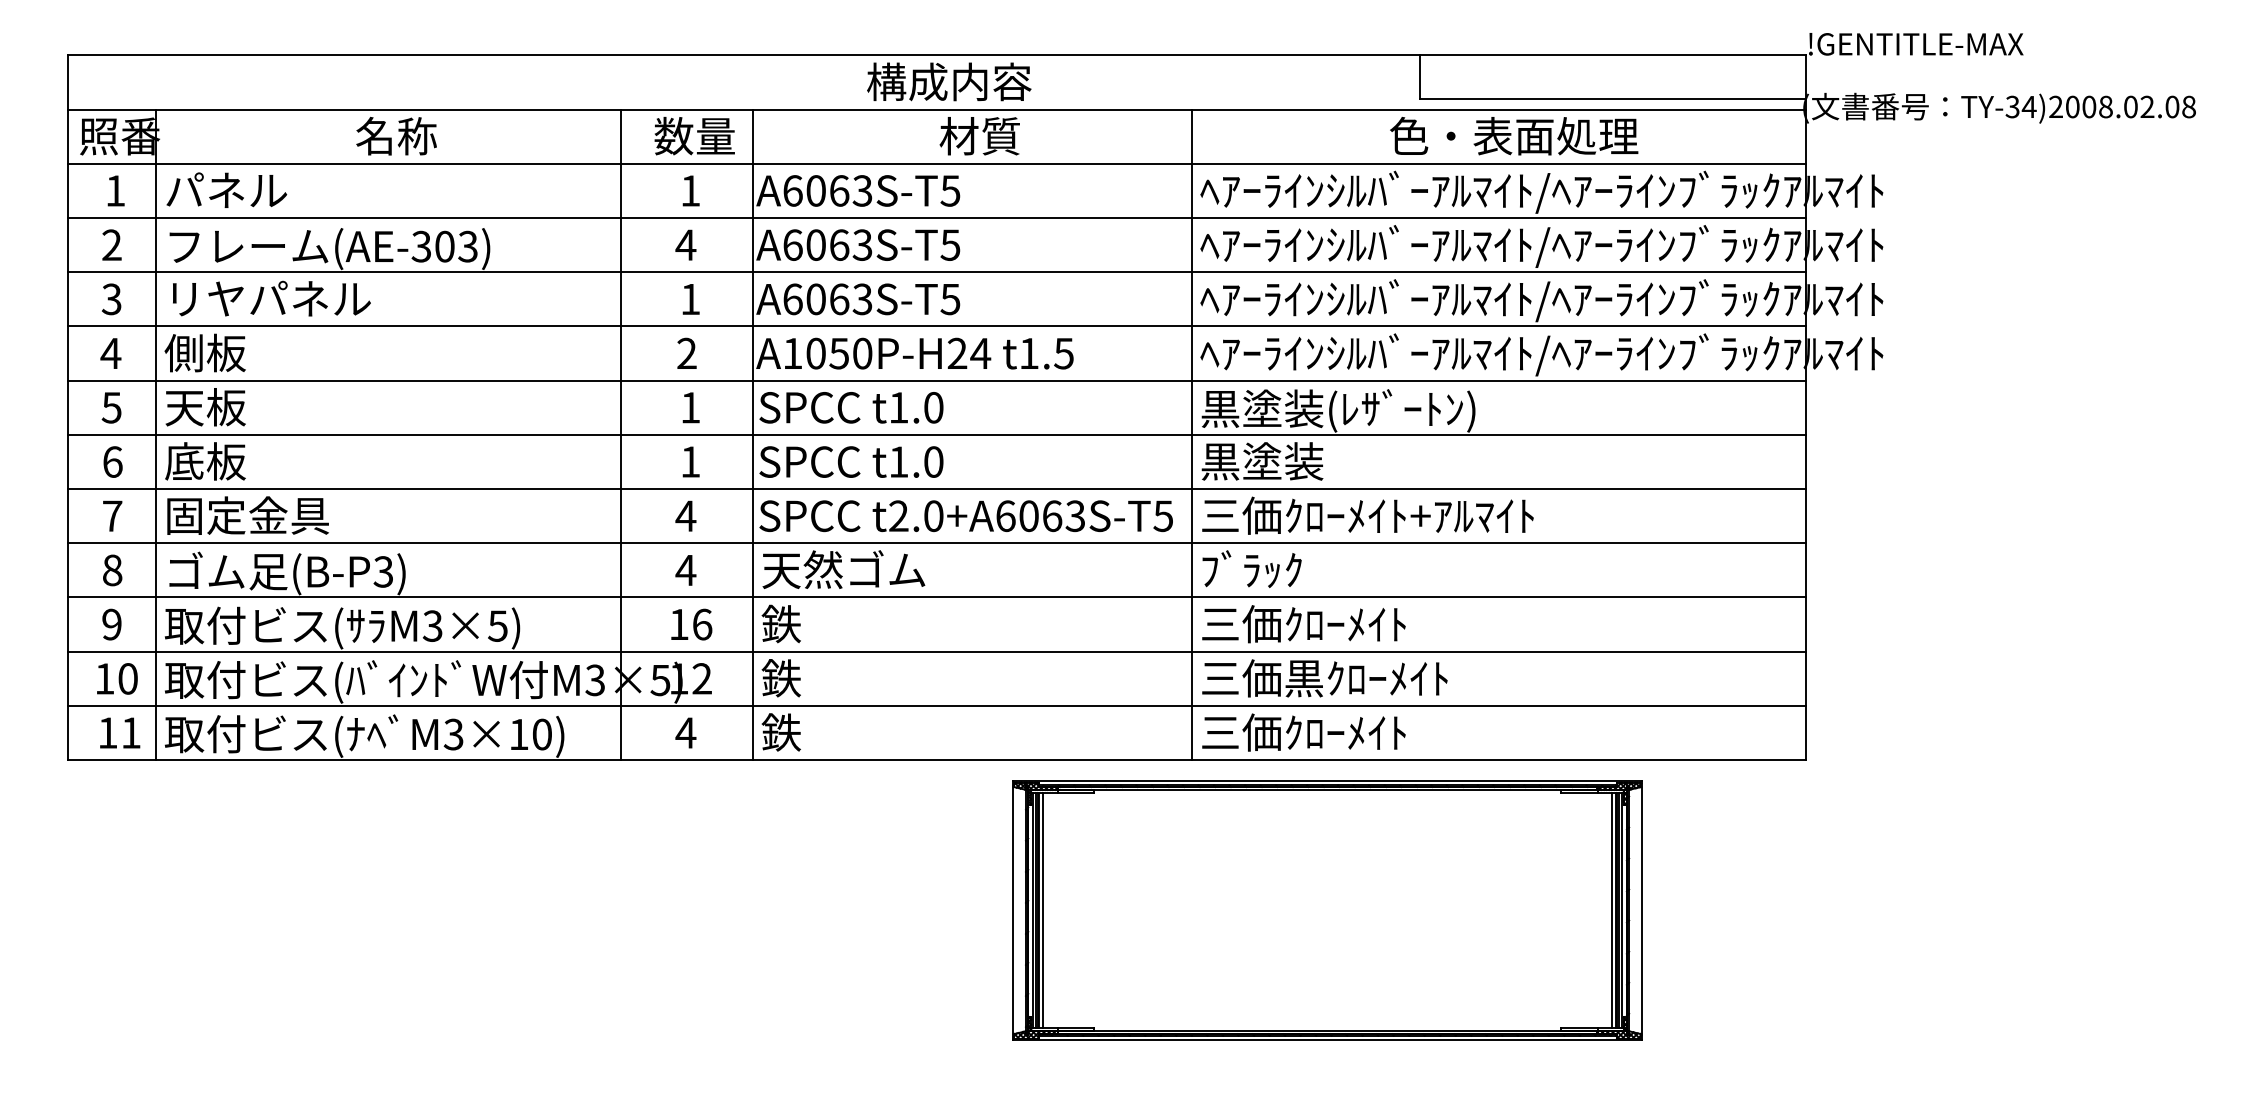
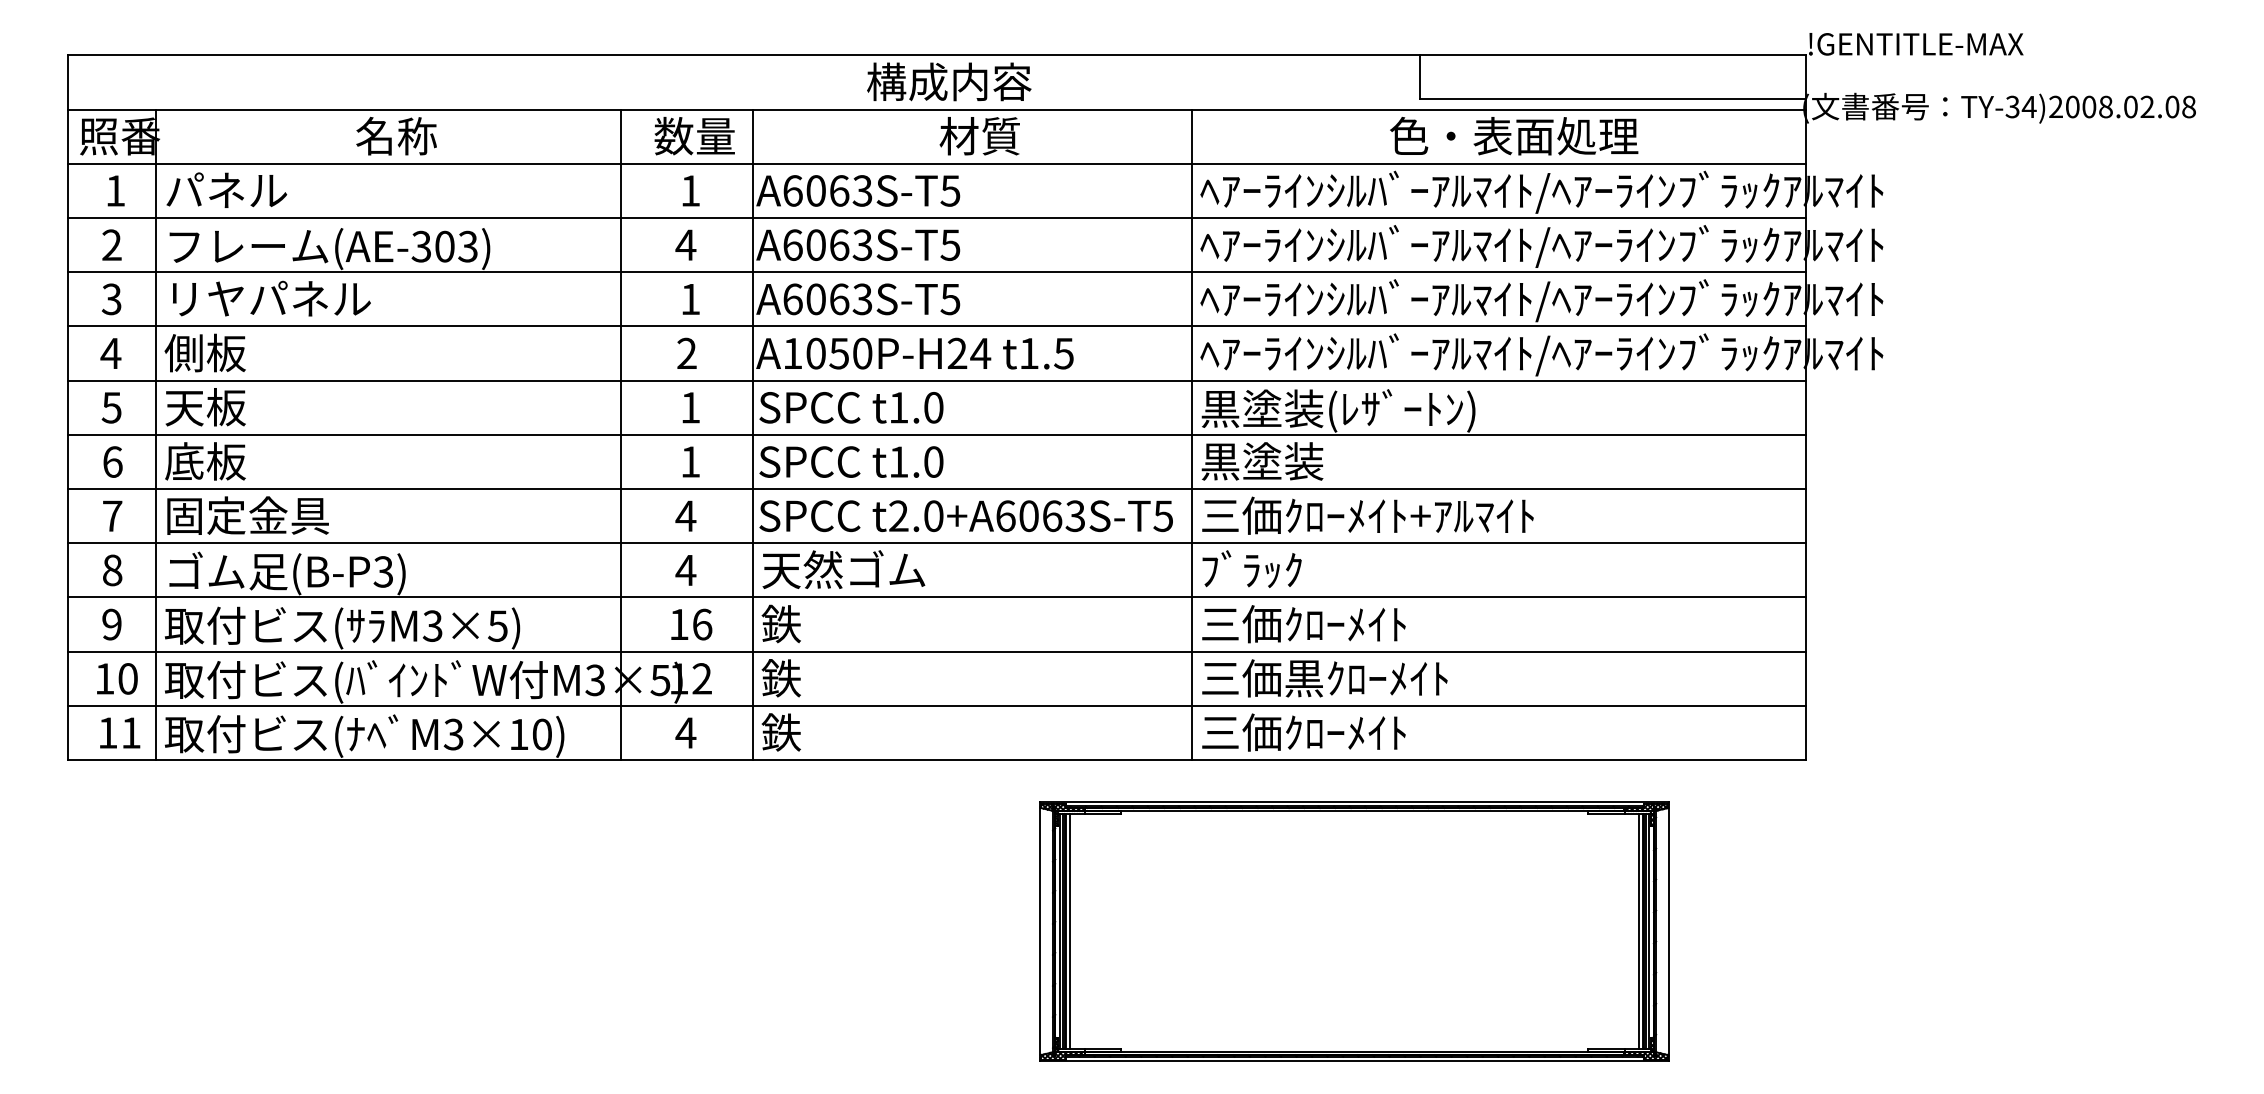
part position: (1327, 910) -> (1354, 931) (1354, 931)
